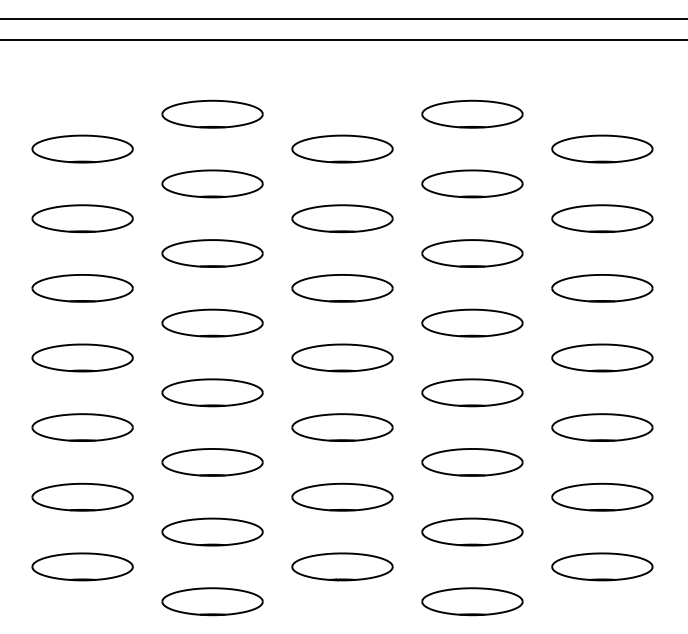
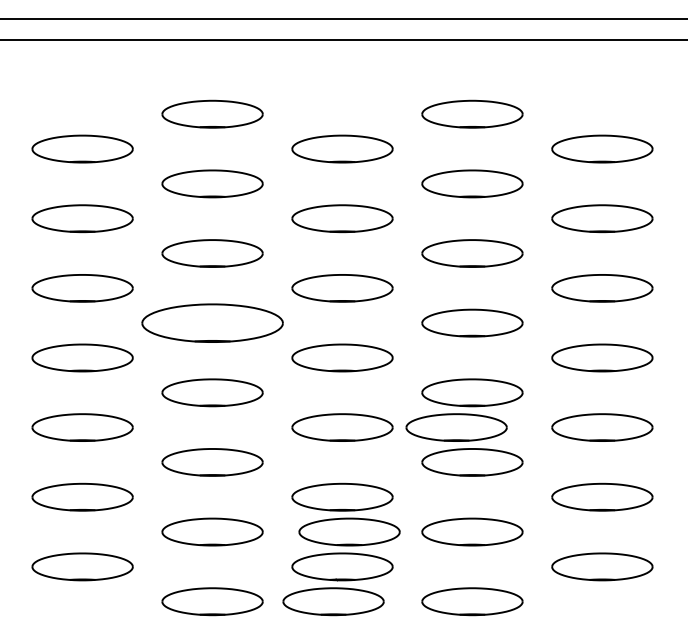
part size: 103x30 px -> 143x40 px (212, 322)
part: none -> present (456, 427)
part: none -> present (349, 531)
part: none -> present (333, 601)
